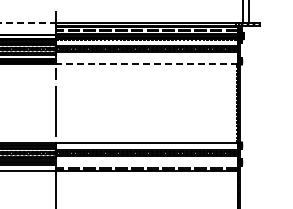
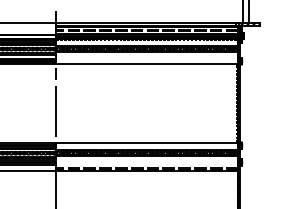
line: dashed -> solid (28, 23)
line: dashed -> solid (147, 63)
